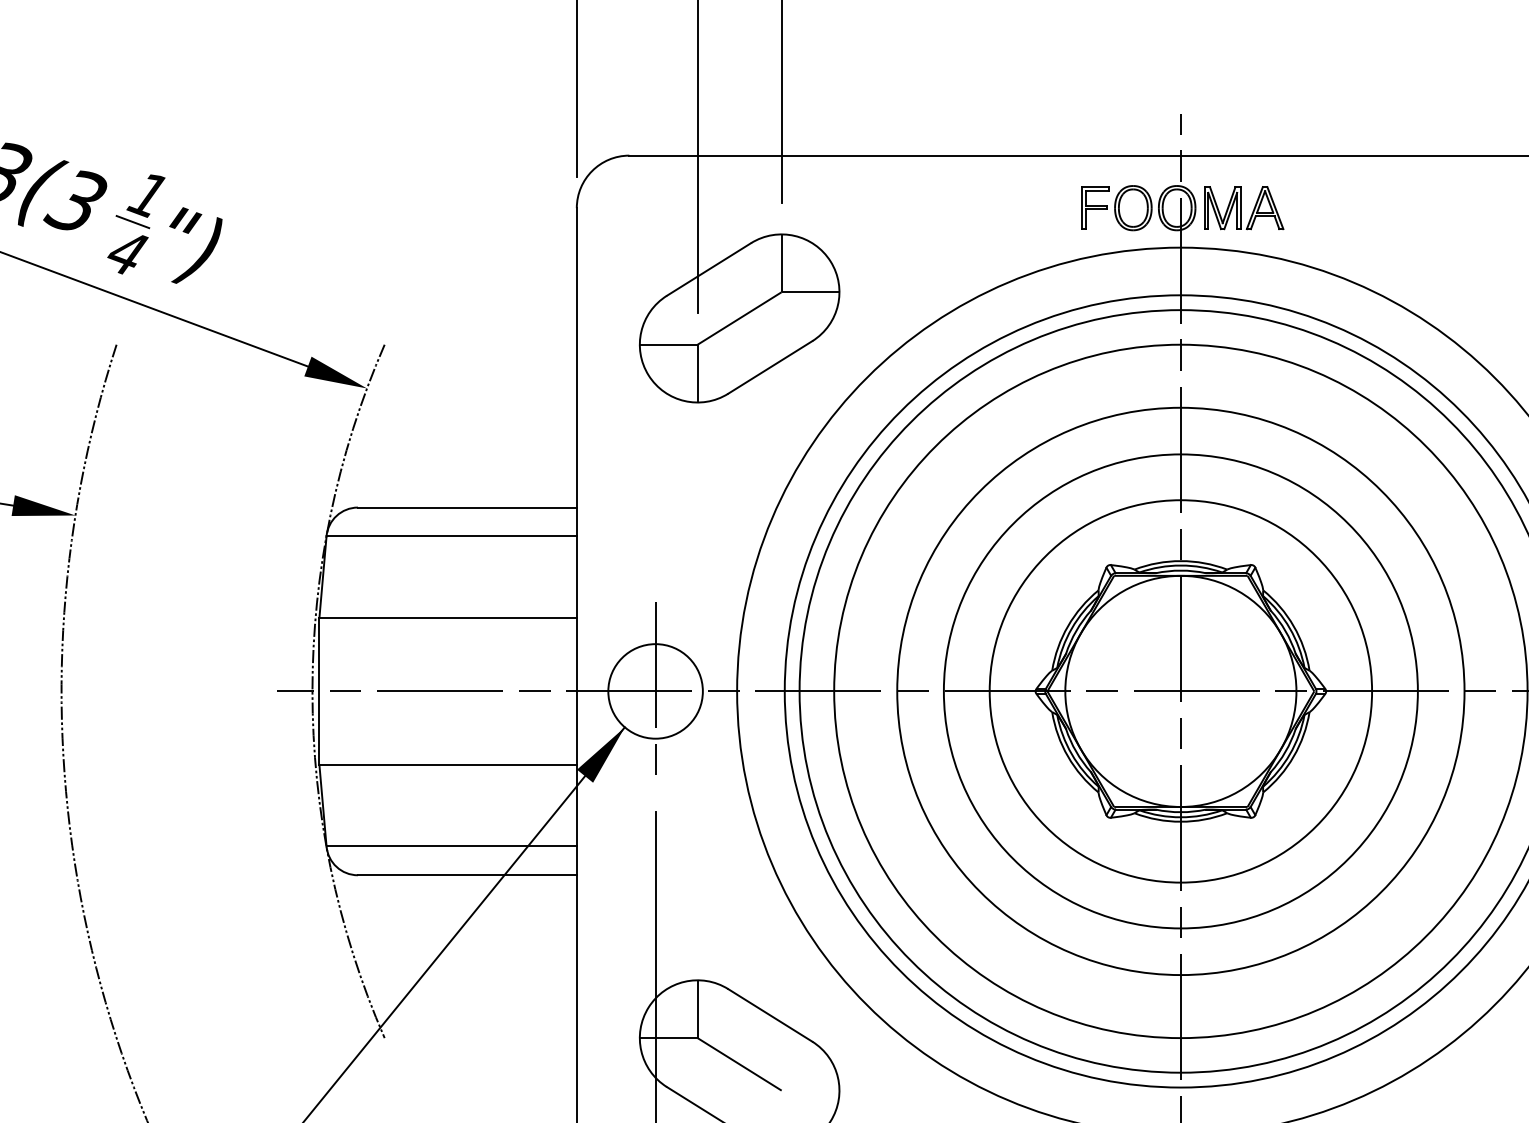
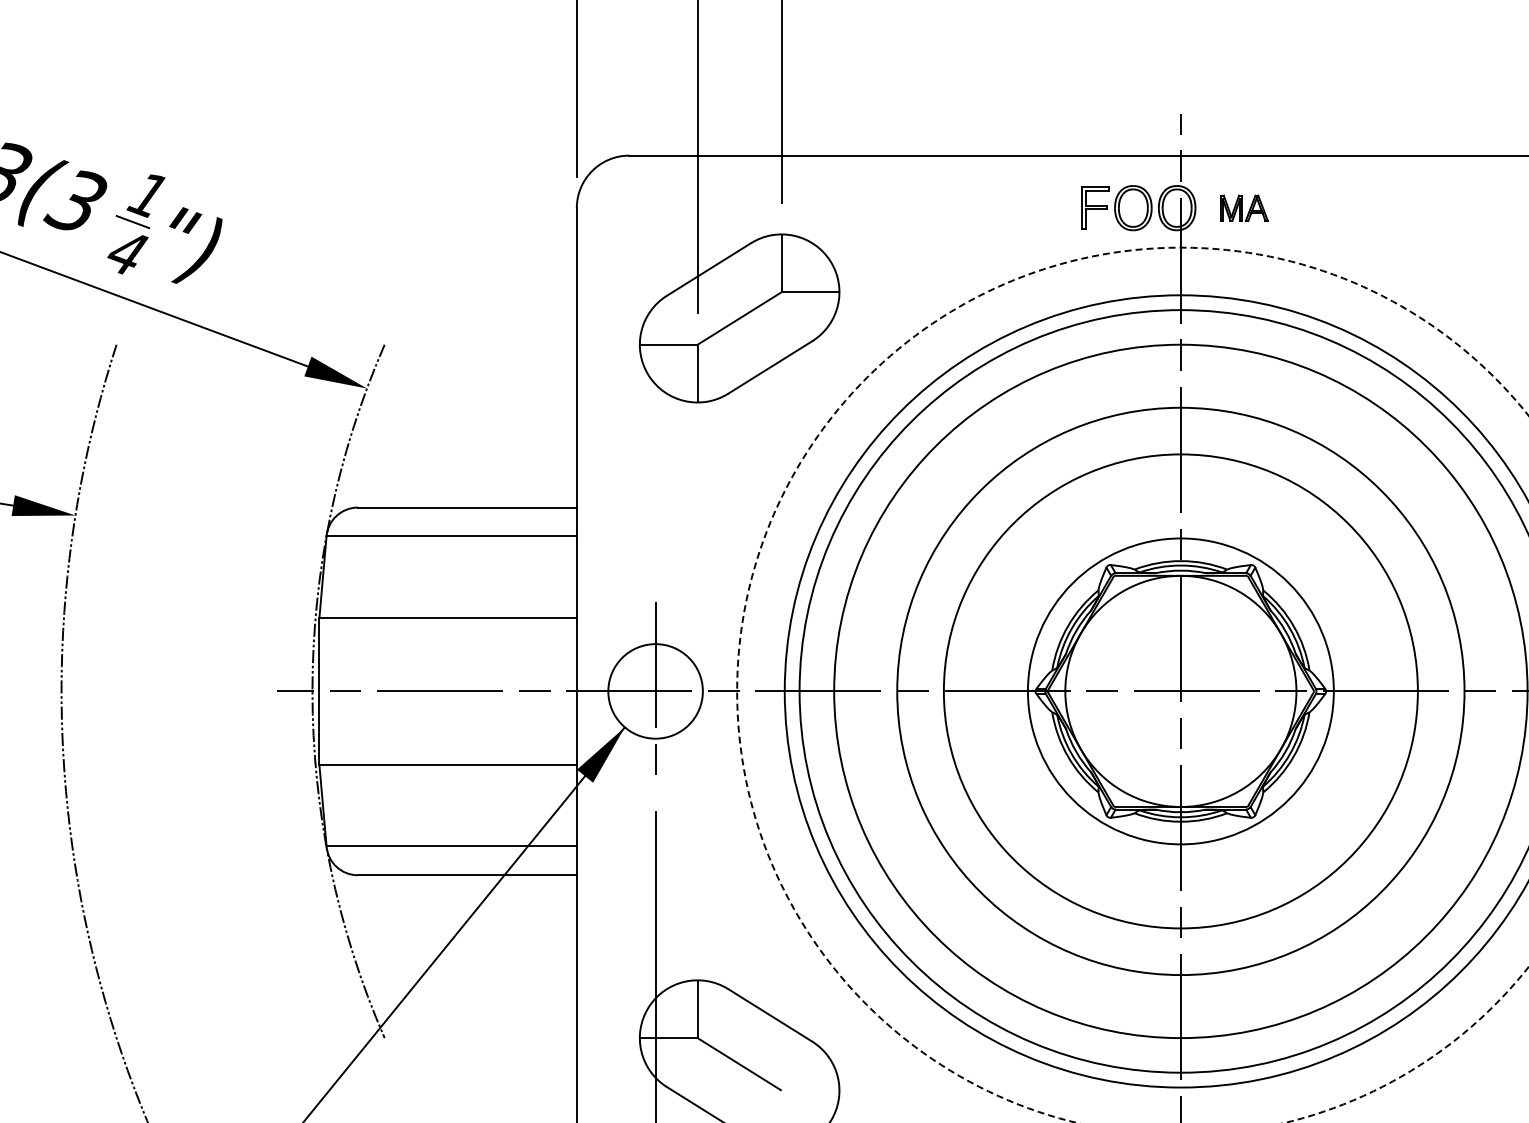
part size: 81x45 px -> 49x28 px (1244, 207)
circle: solid -> dashed (1132, 684)
circle diameter: 382 px -> 306 px (1180, 691)
